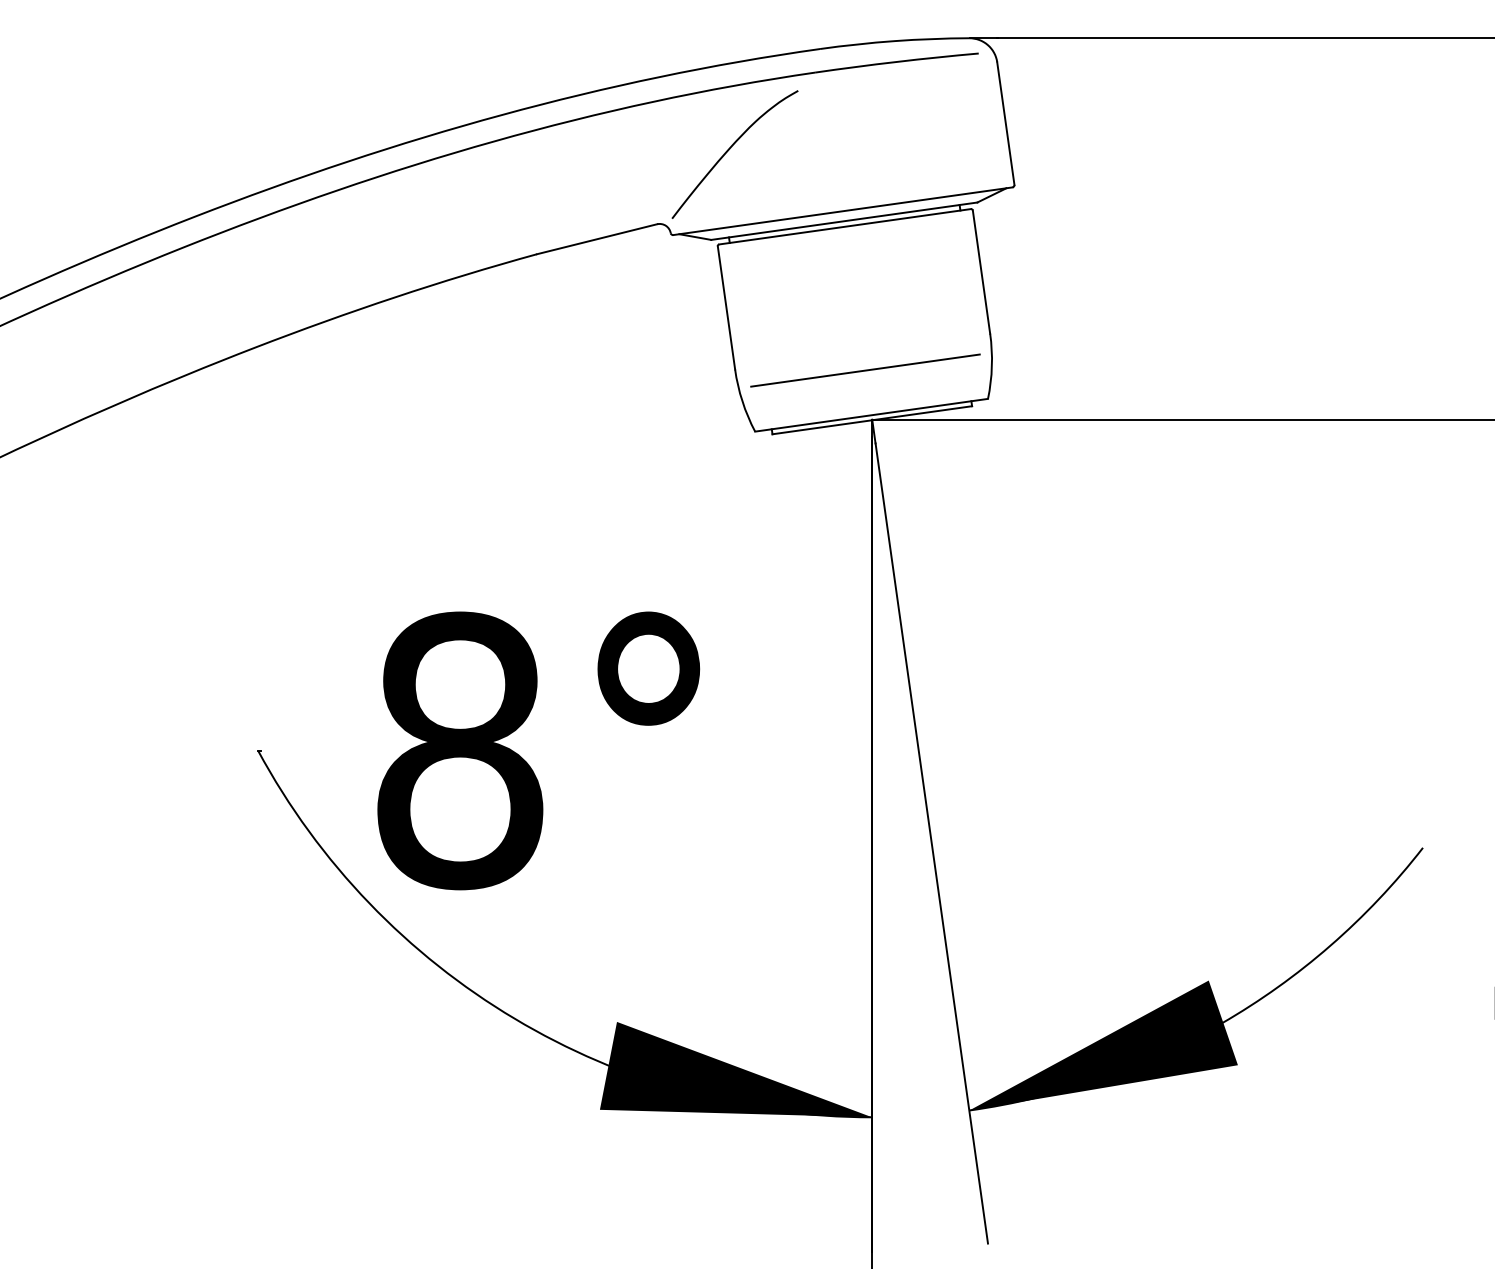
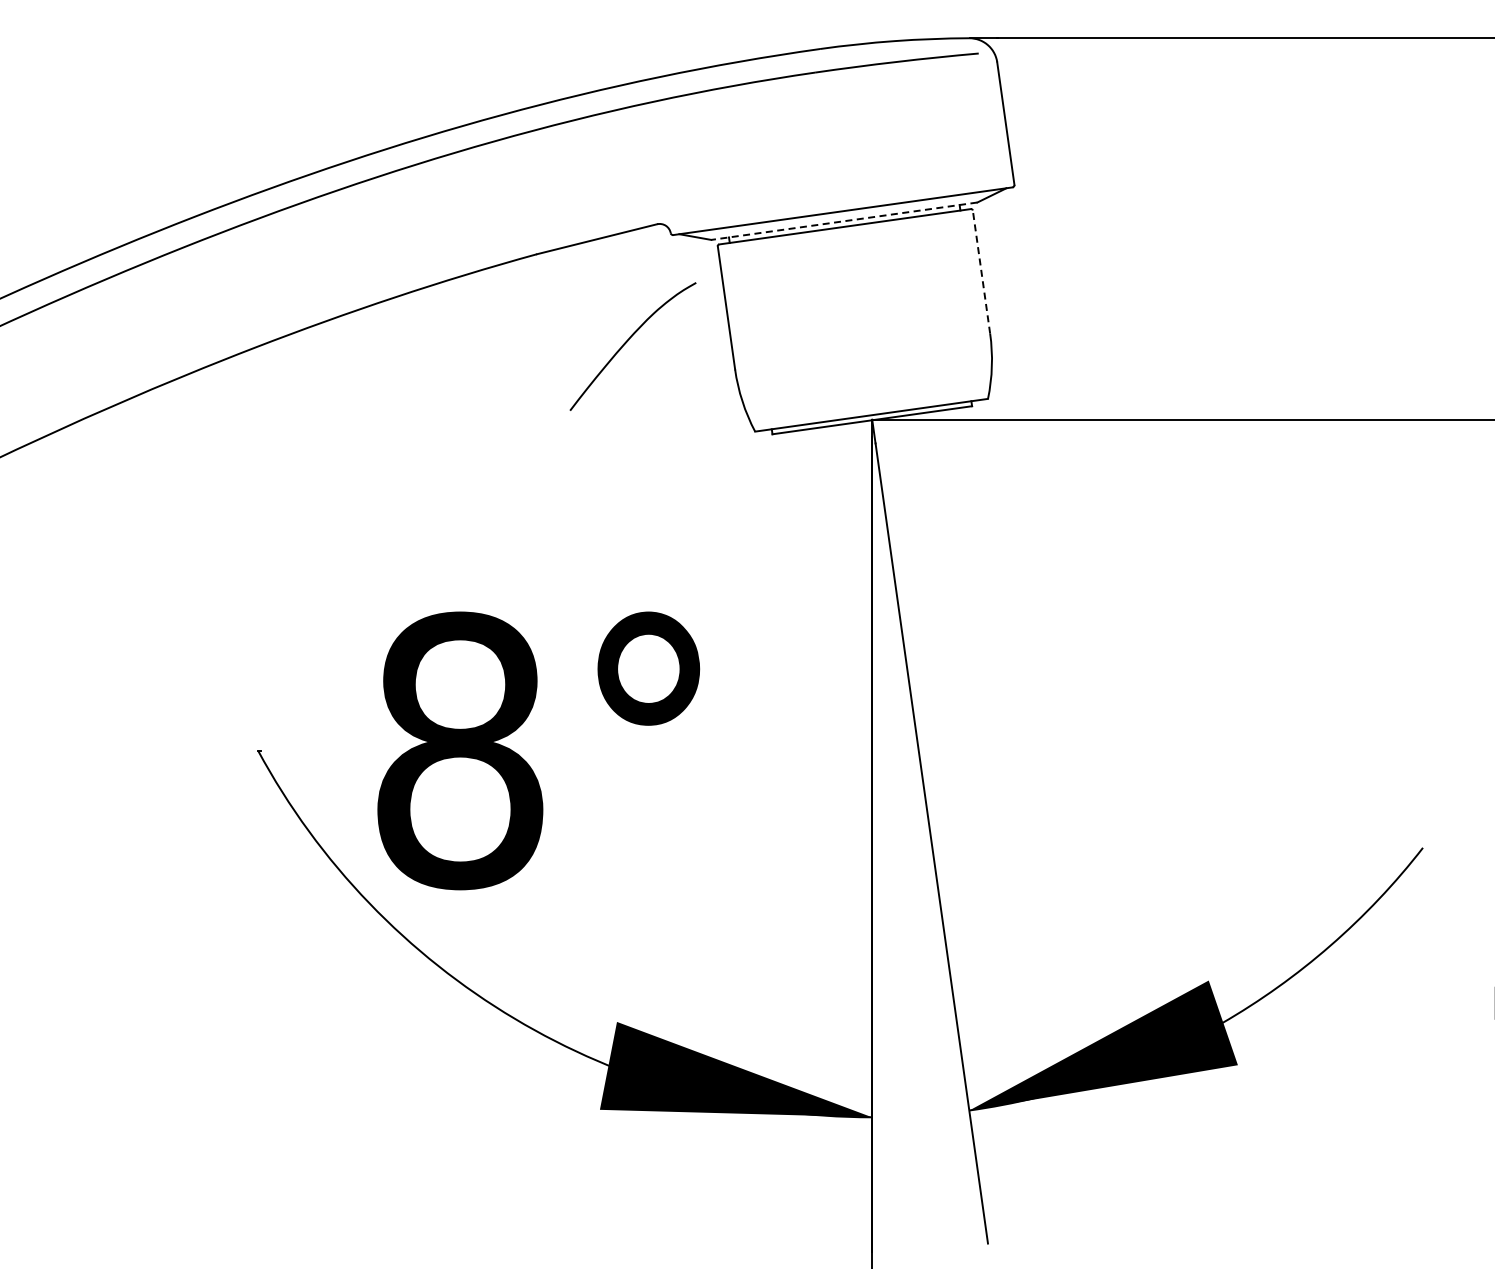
curve position: (730, 149) -> (628, 341) (628, 341)
line: solid -> dashed (843, 221)
line: solid -> dashed (981, 271)
line: present -> none (865, 370)
